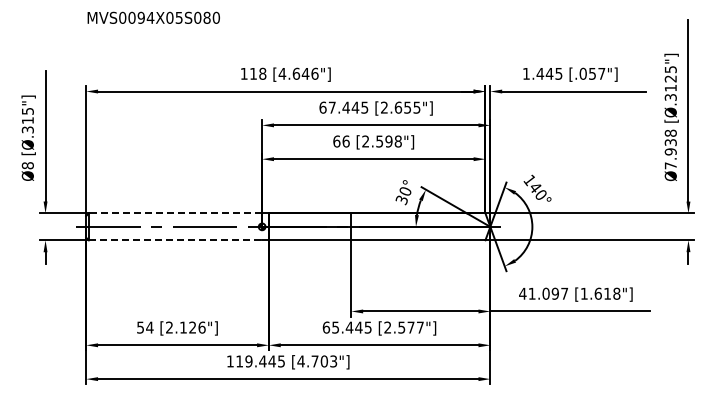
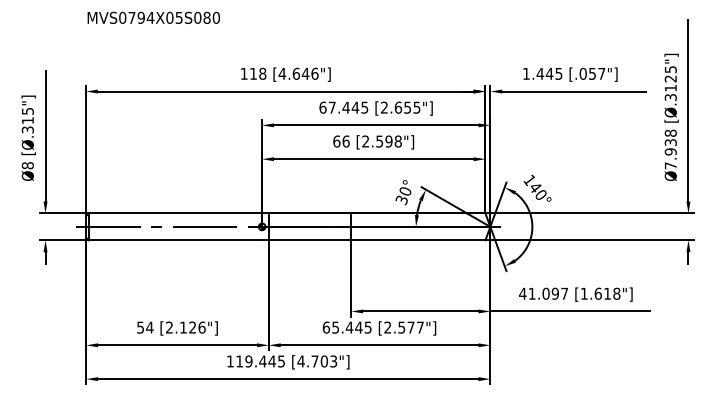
text: MVS0094X05S080 -> MVS0794X05S080 (131, 17)
line: dashed -> solid (175, 213)
line: dashed -> solid (175, 240)
